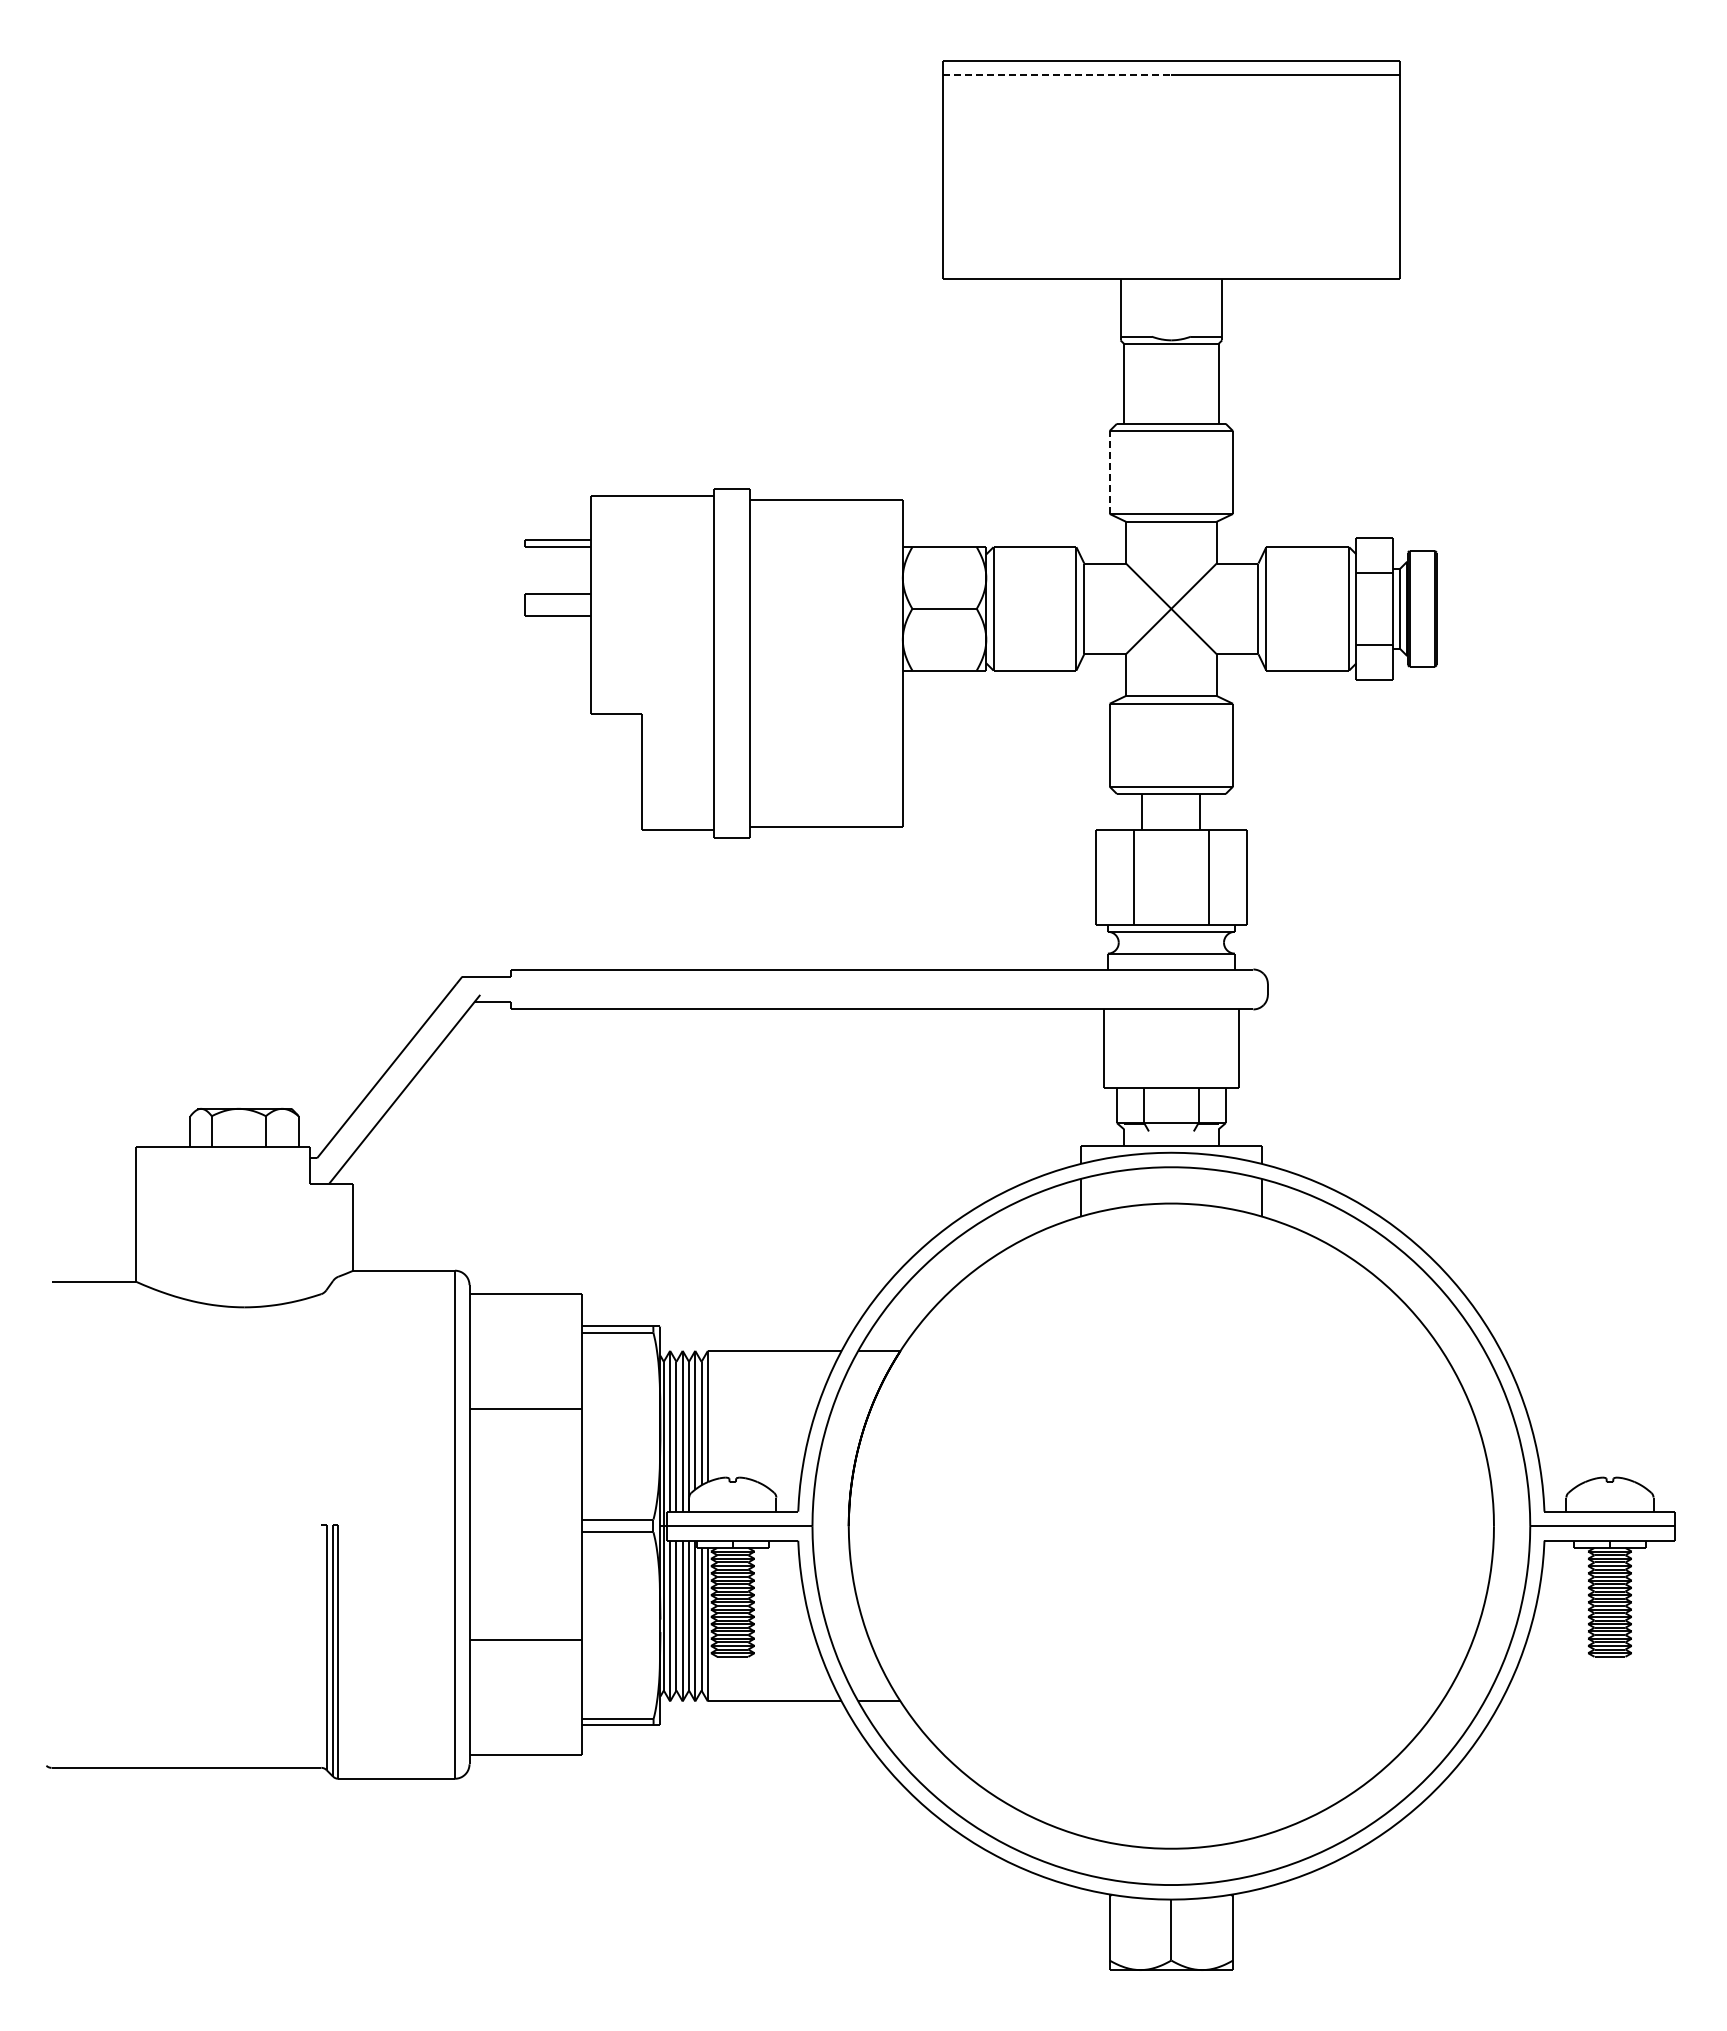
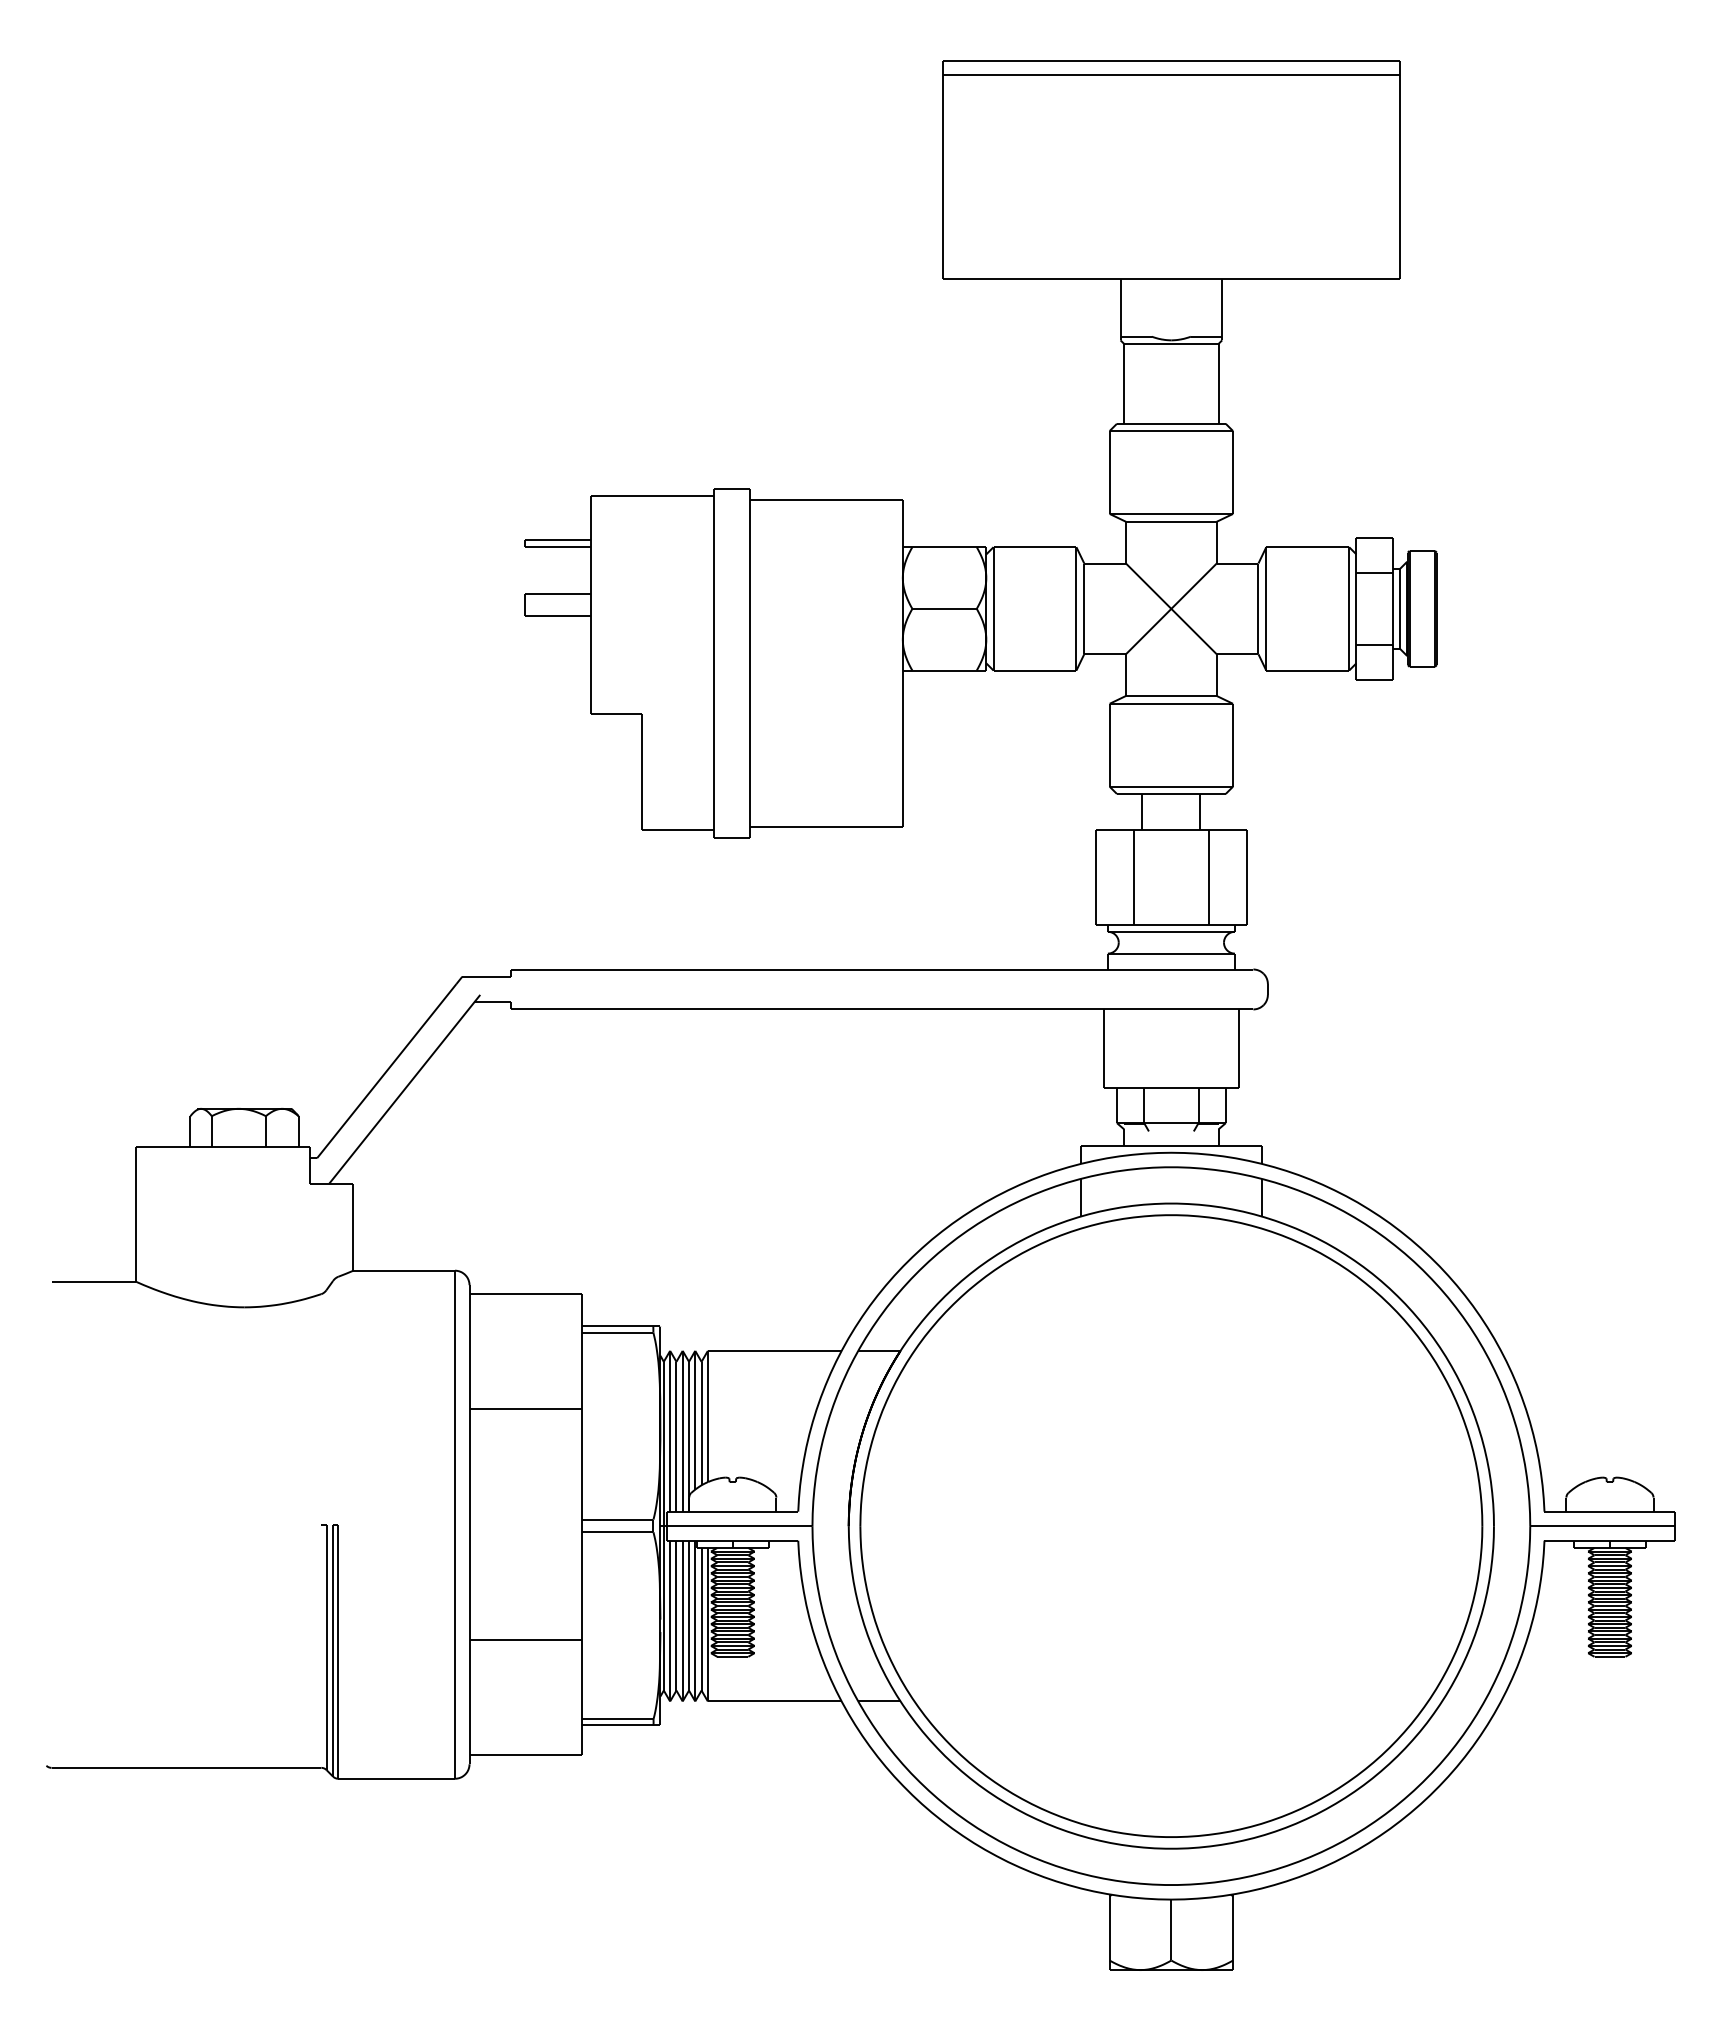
line: dashed -> solid (1057, 75)
line: dashed -> solid (1109, 472)
part: none -> present (1171, 1525)
